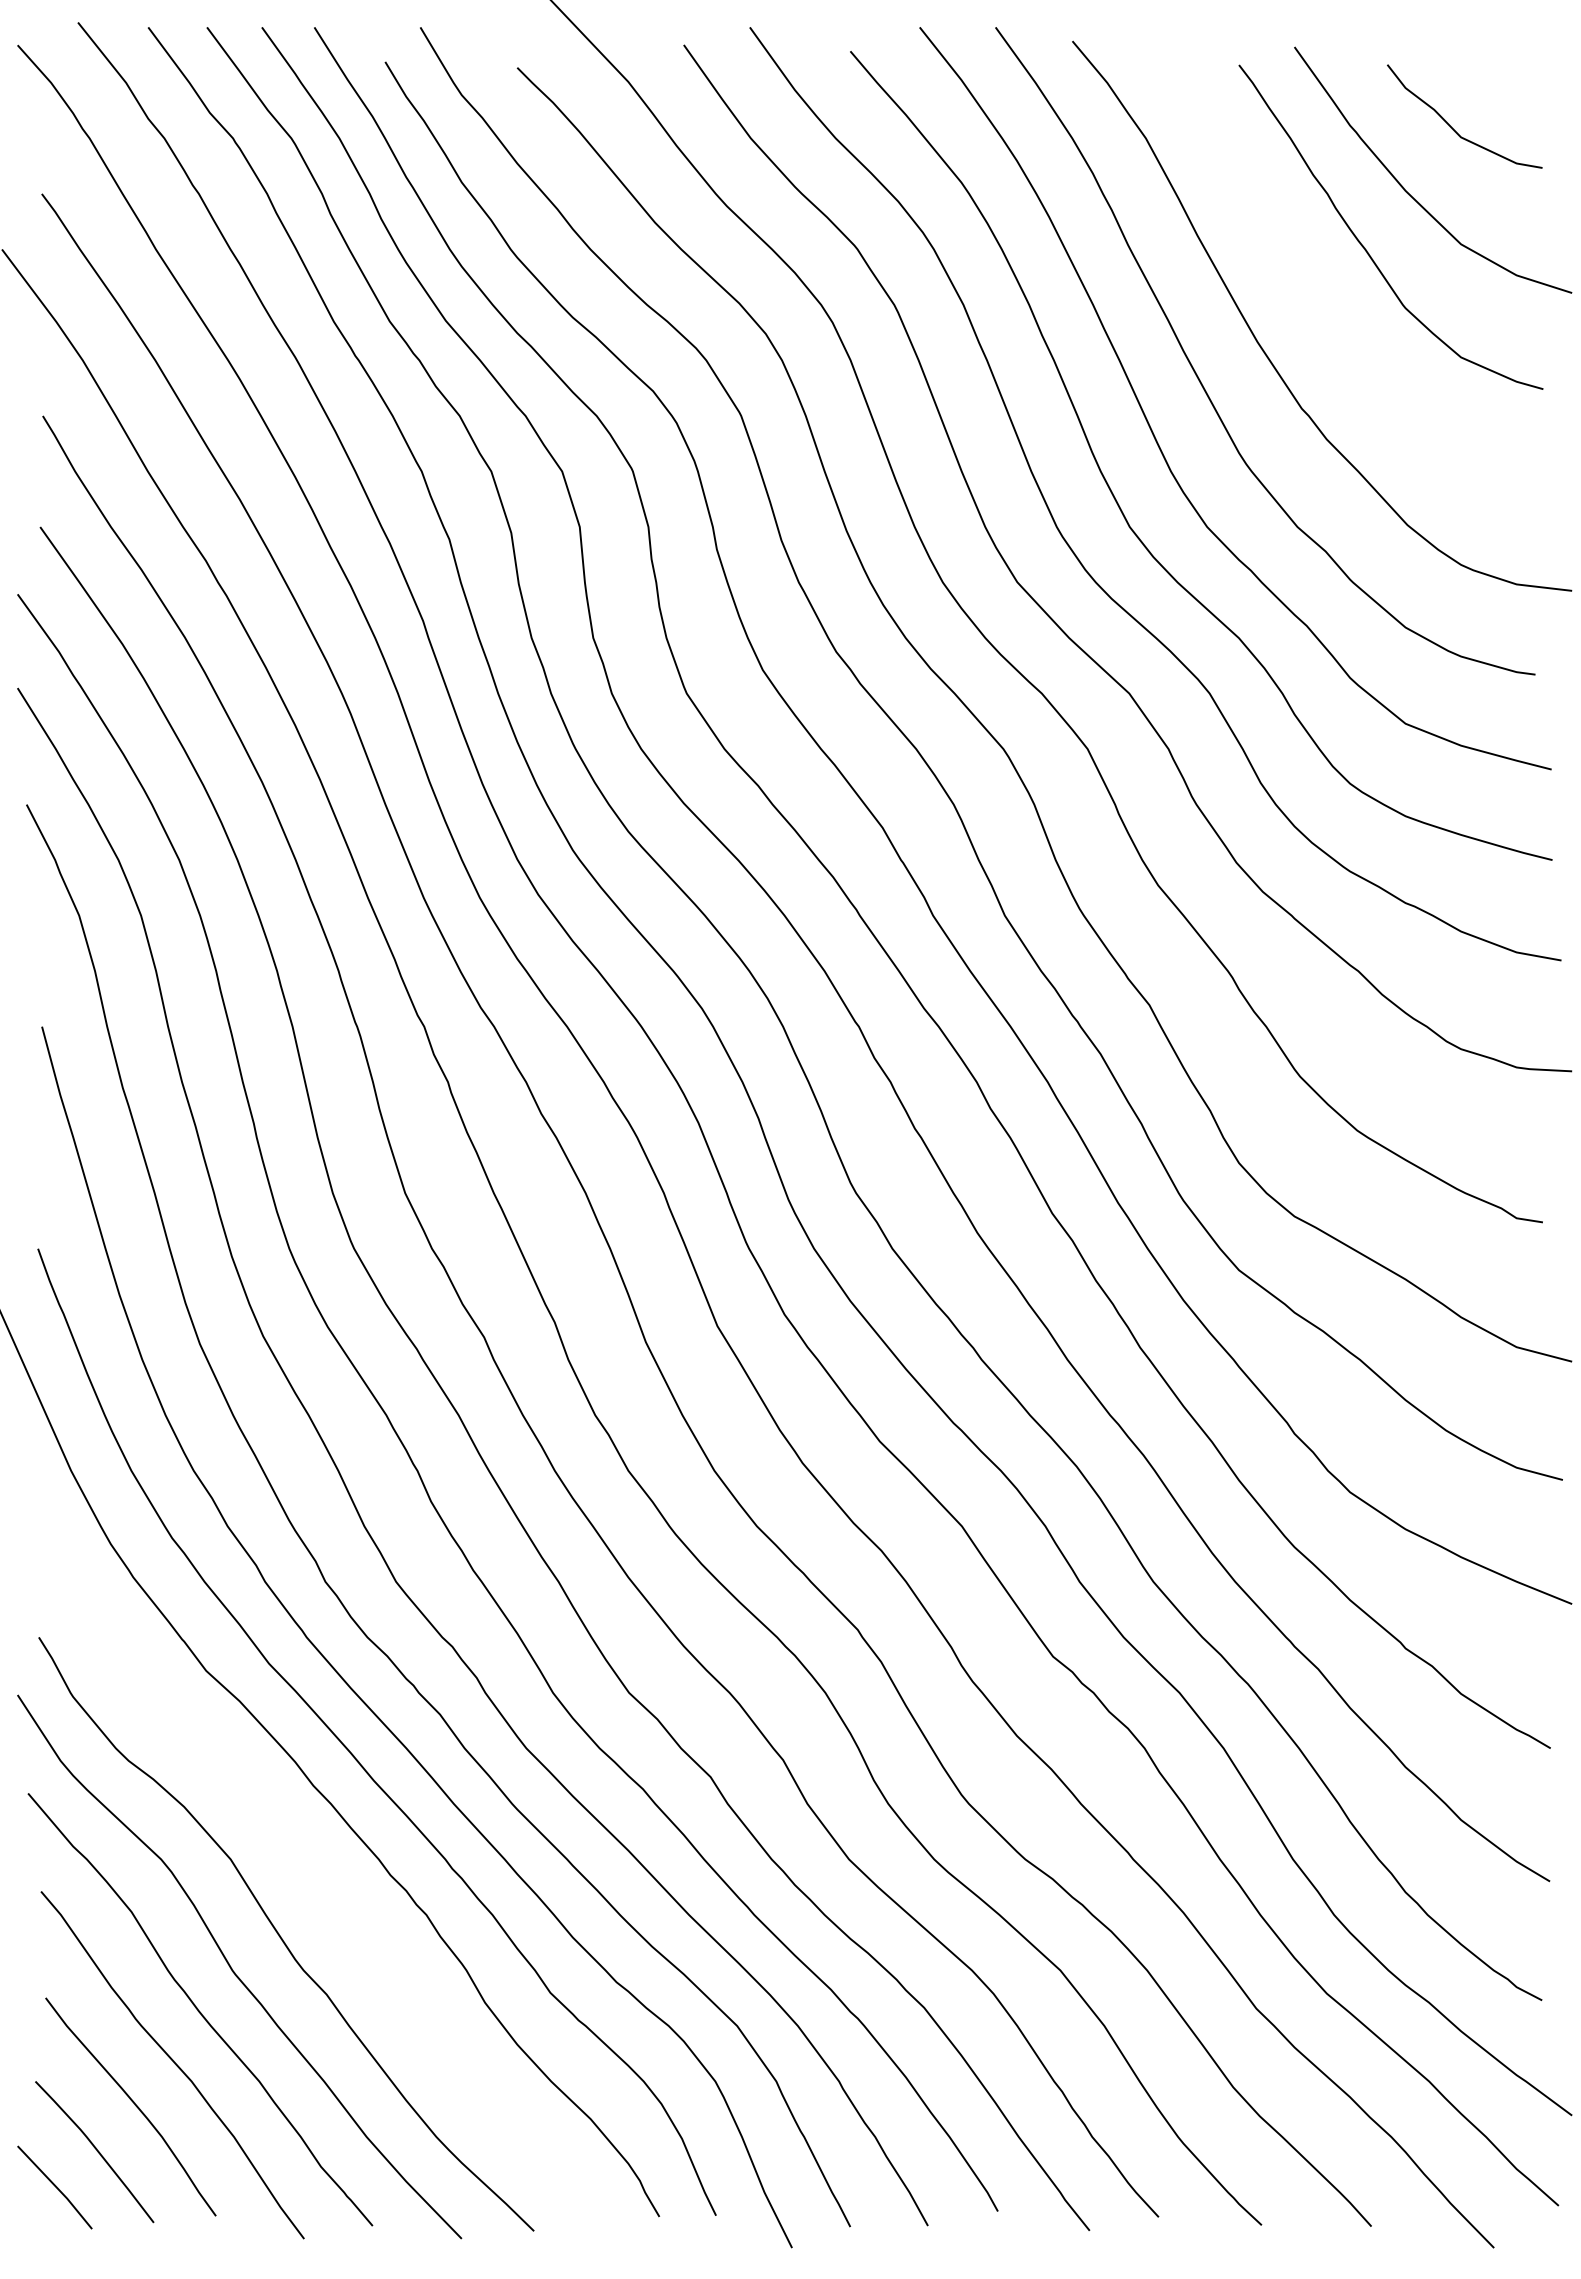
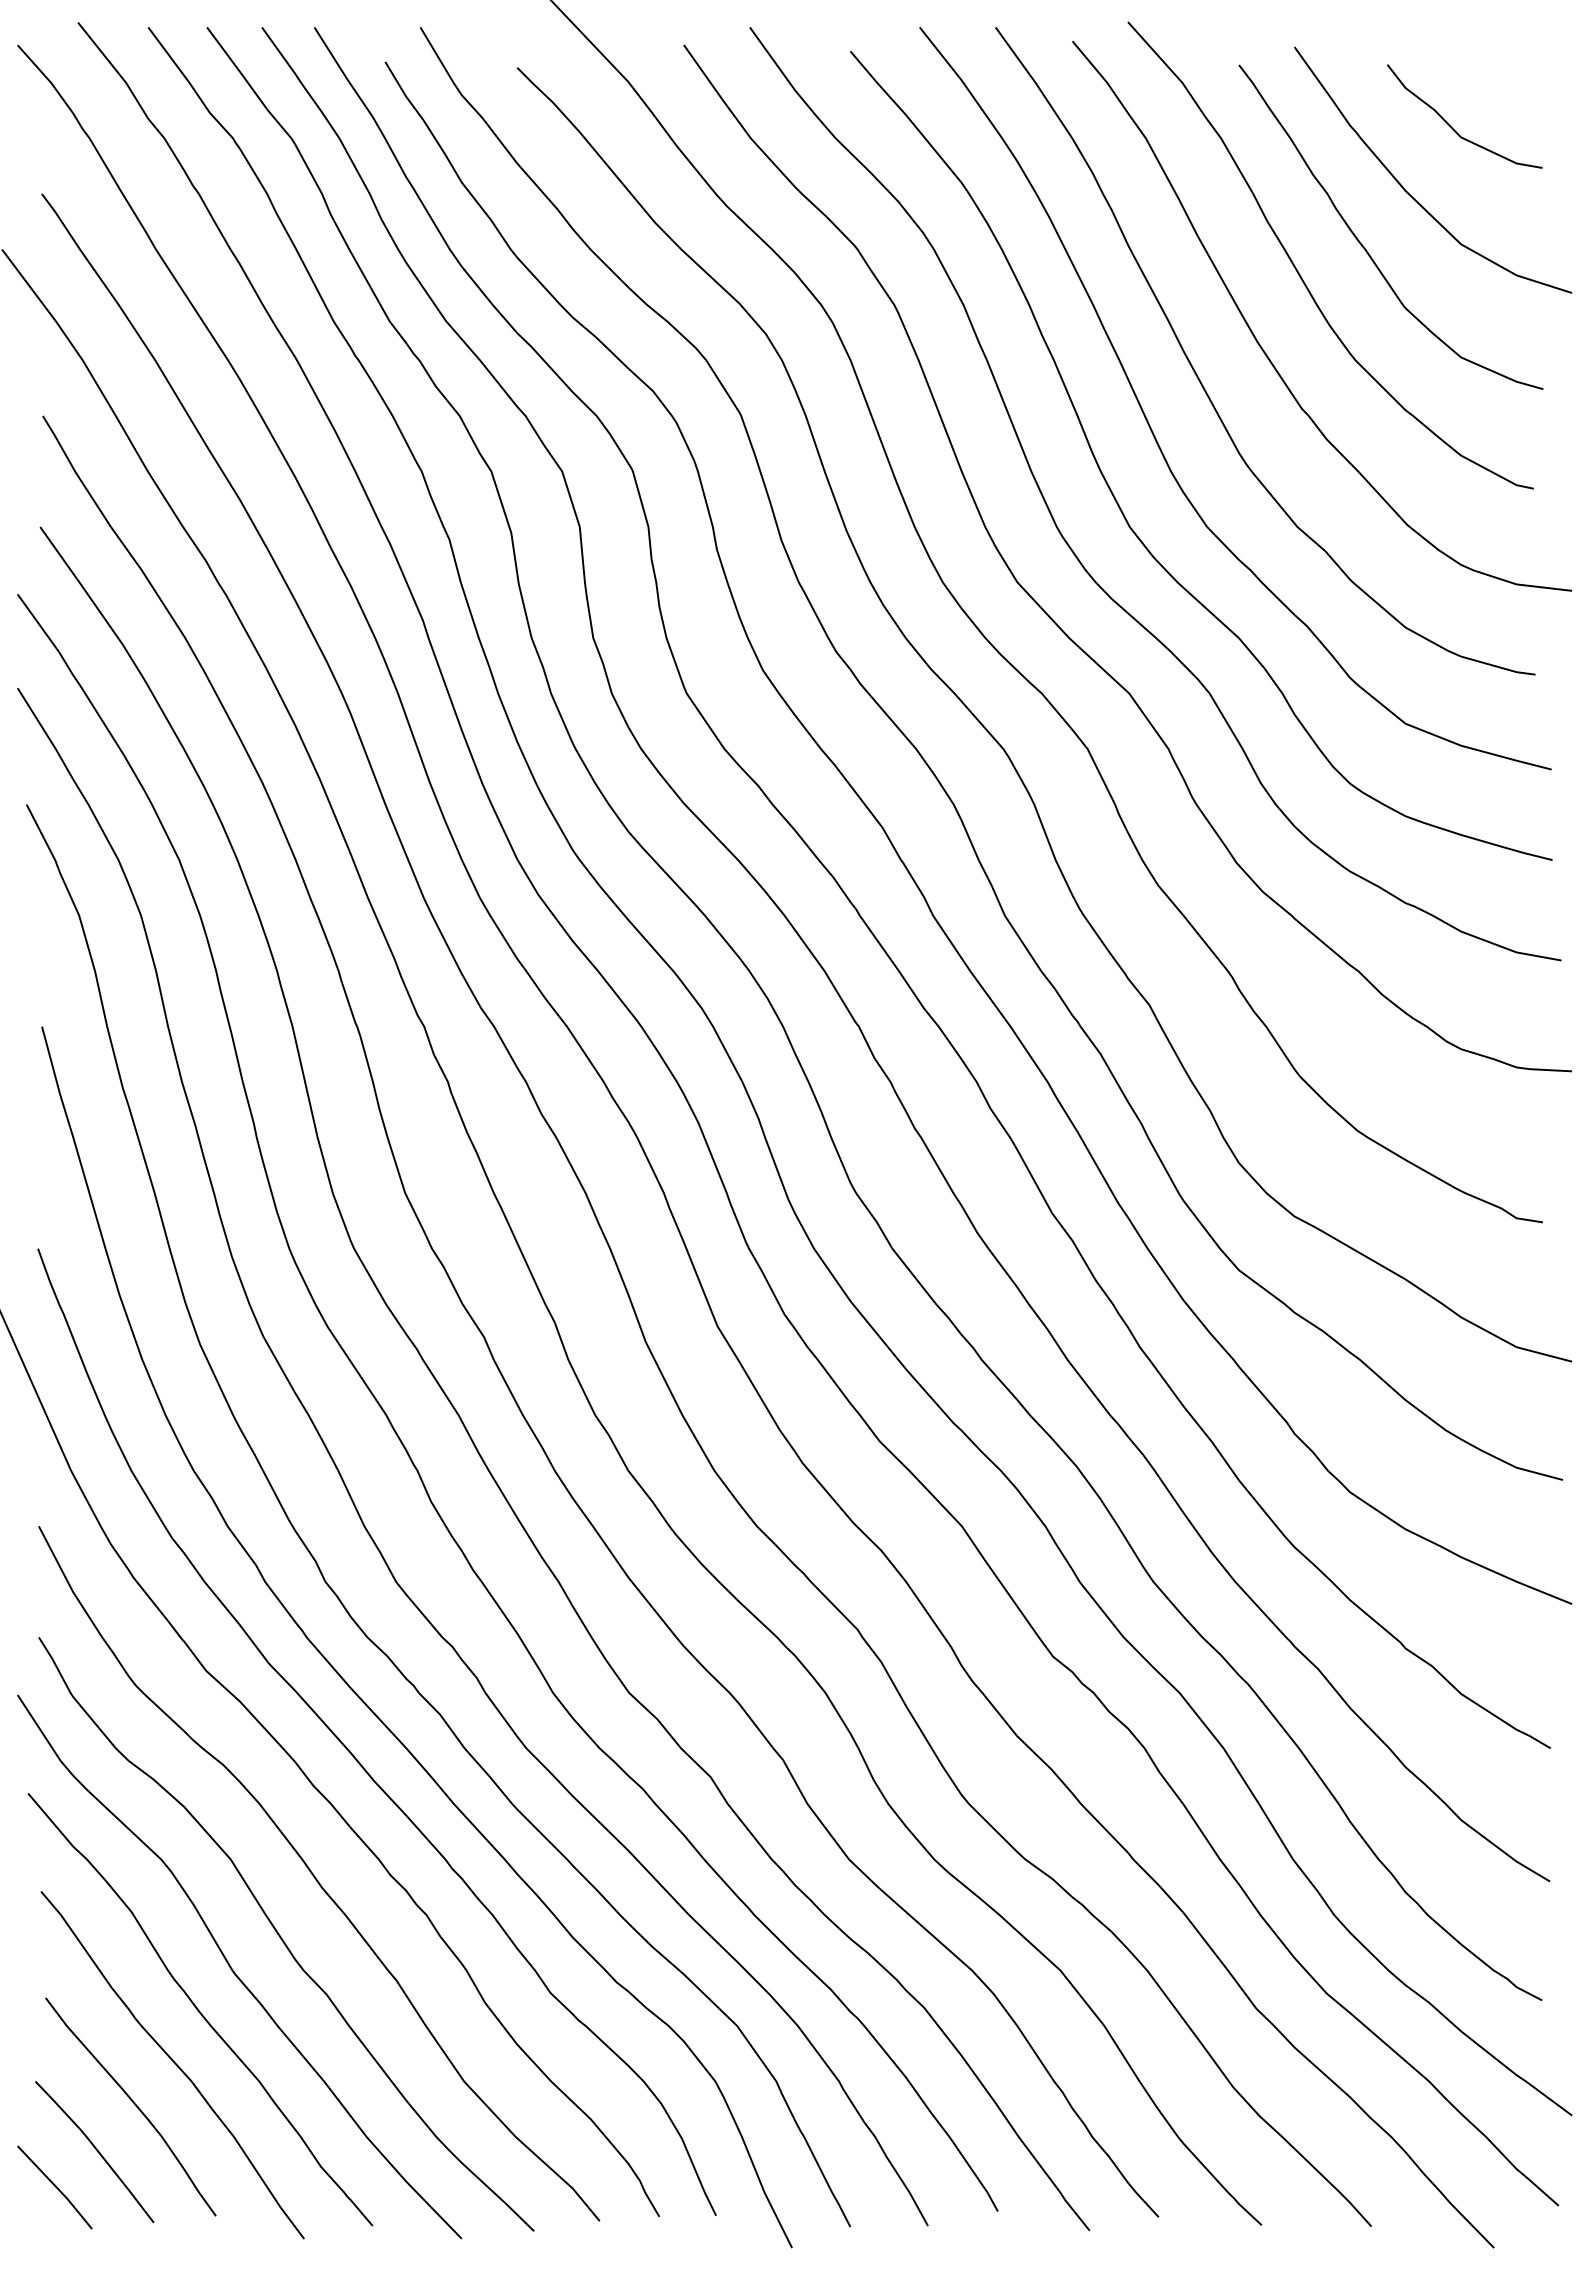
curve: none -> present (1299, 272)
curve: none -> present (315, 1876)
